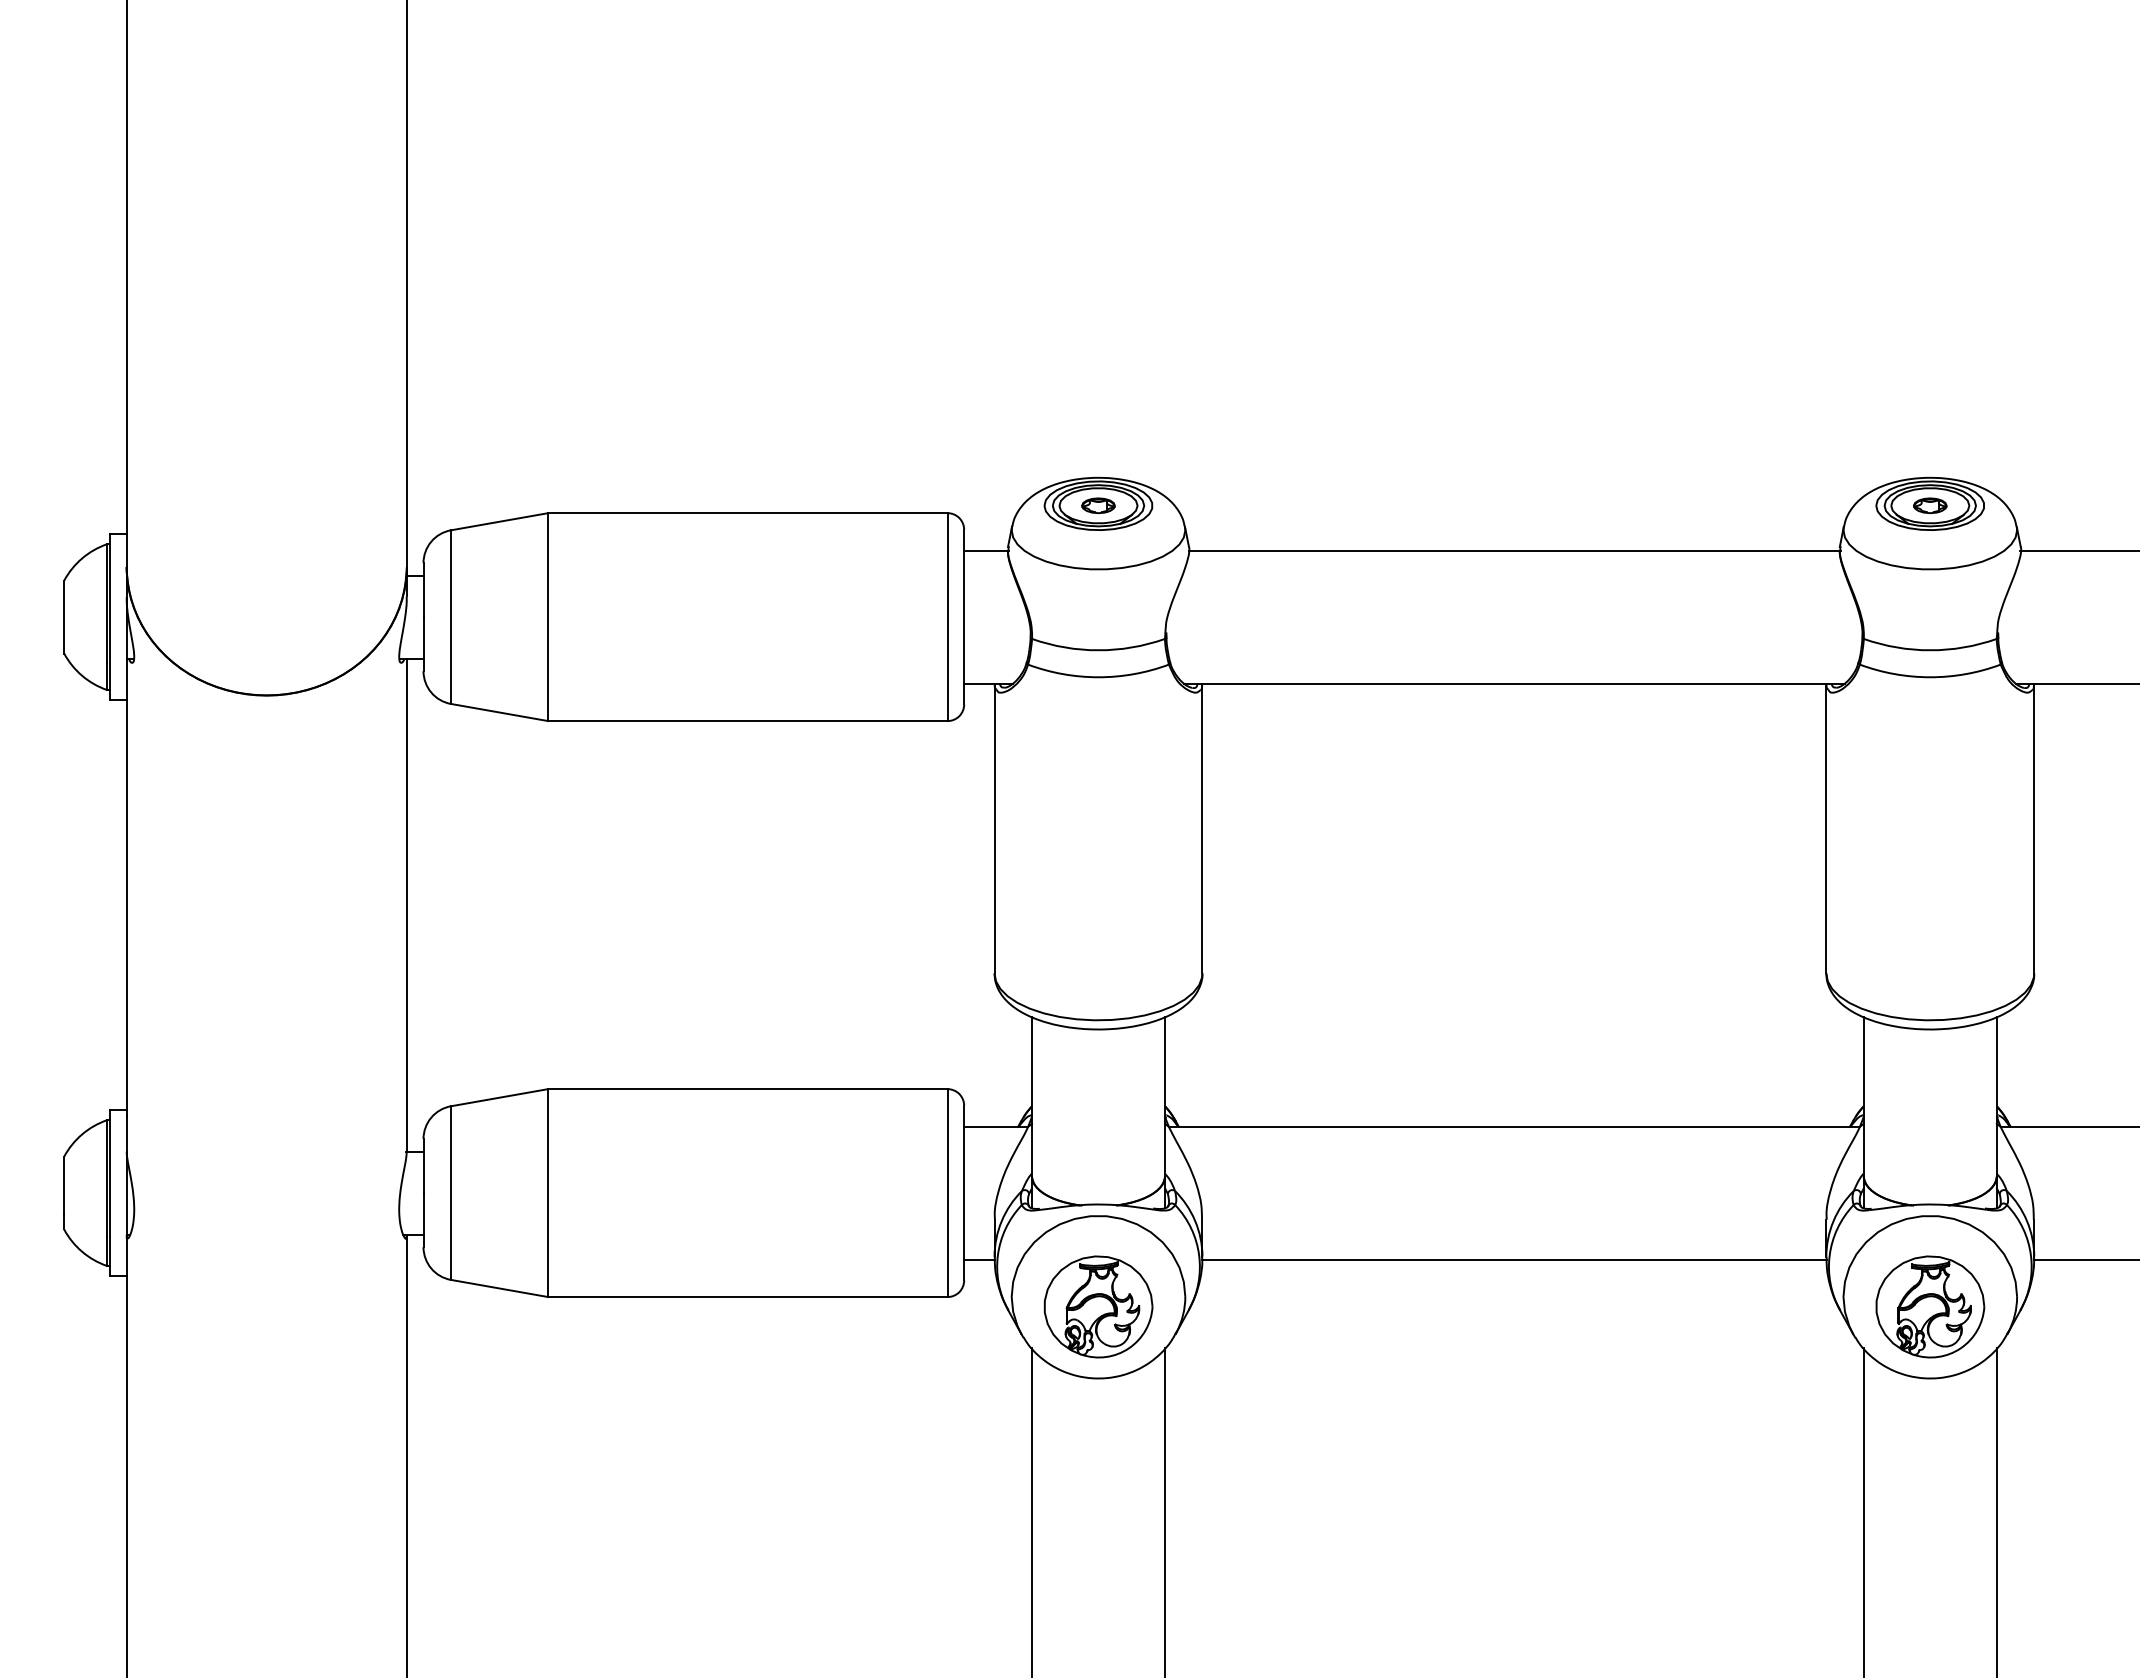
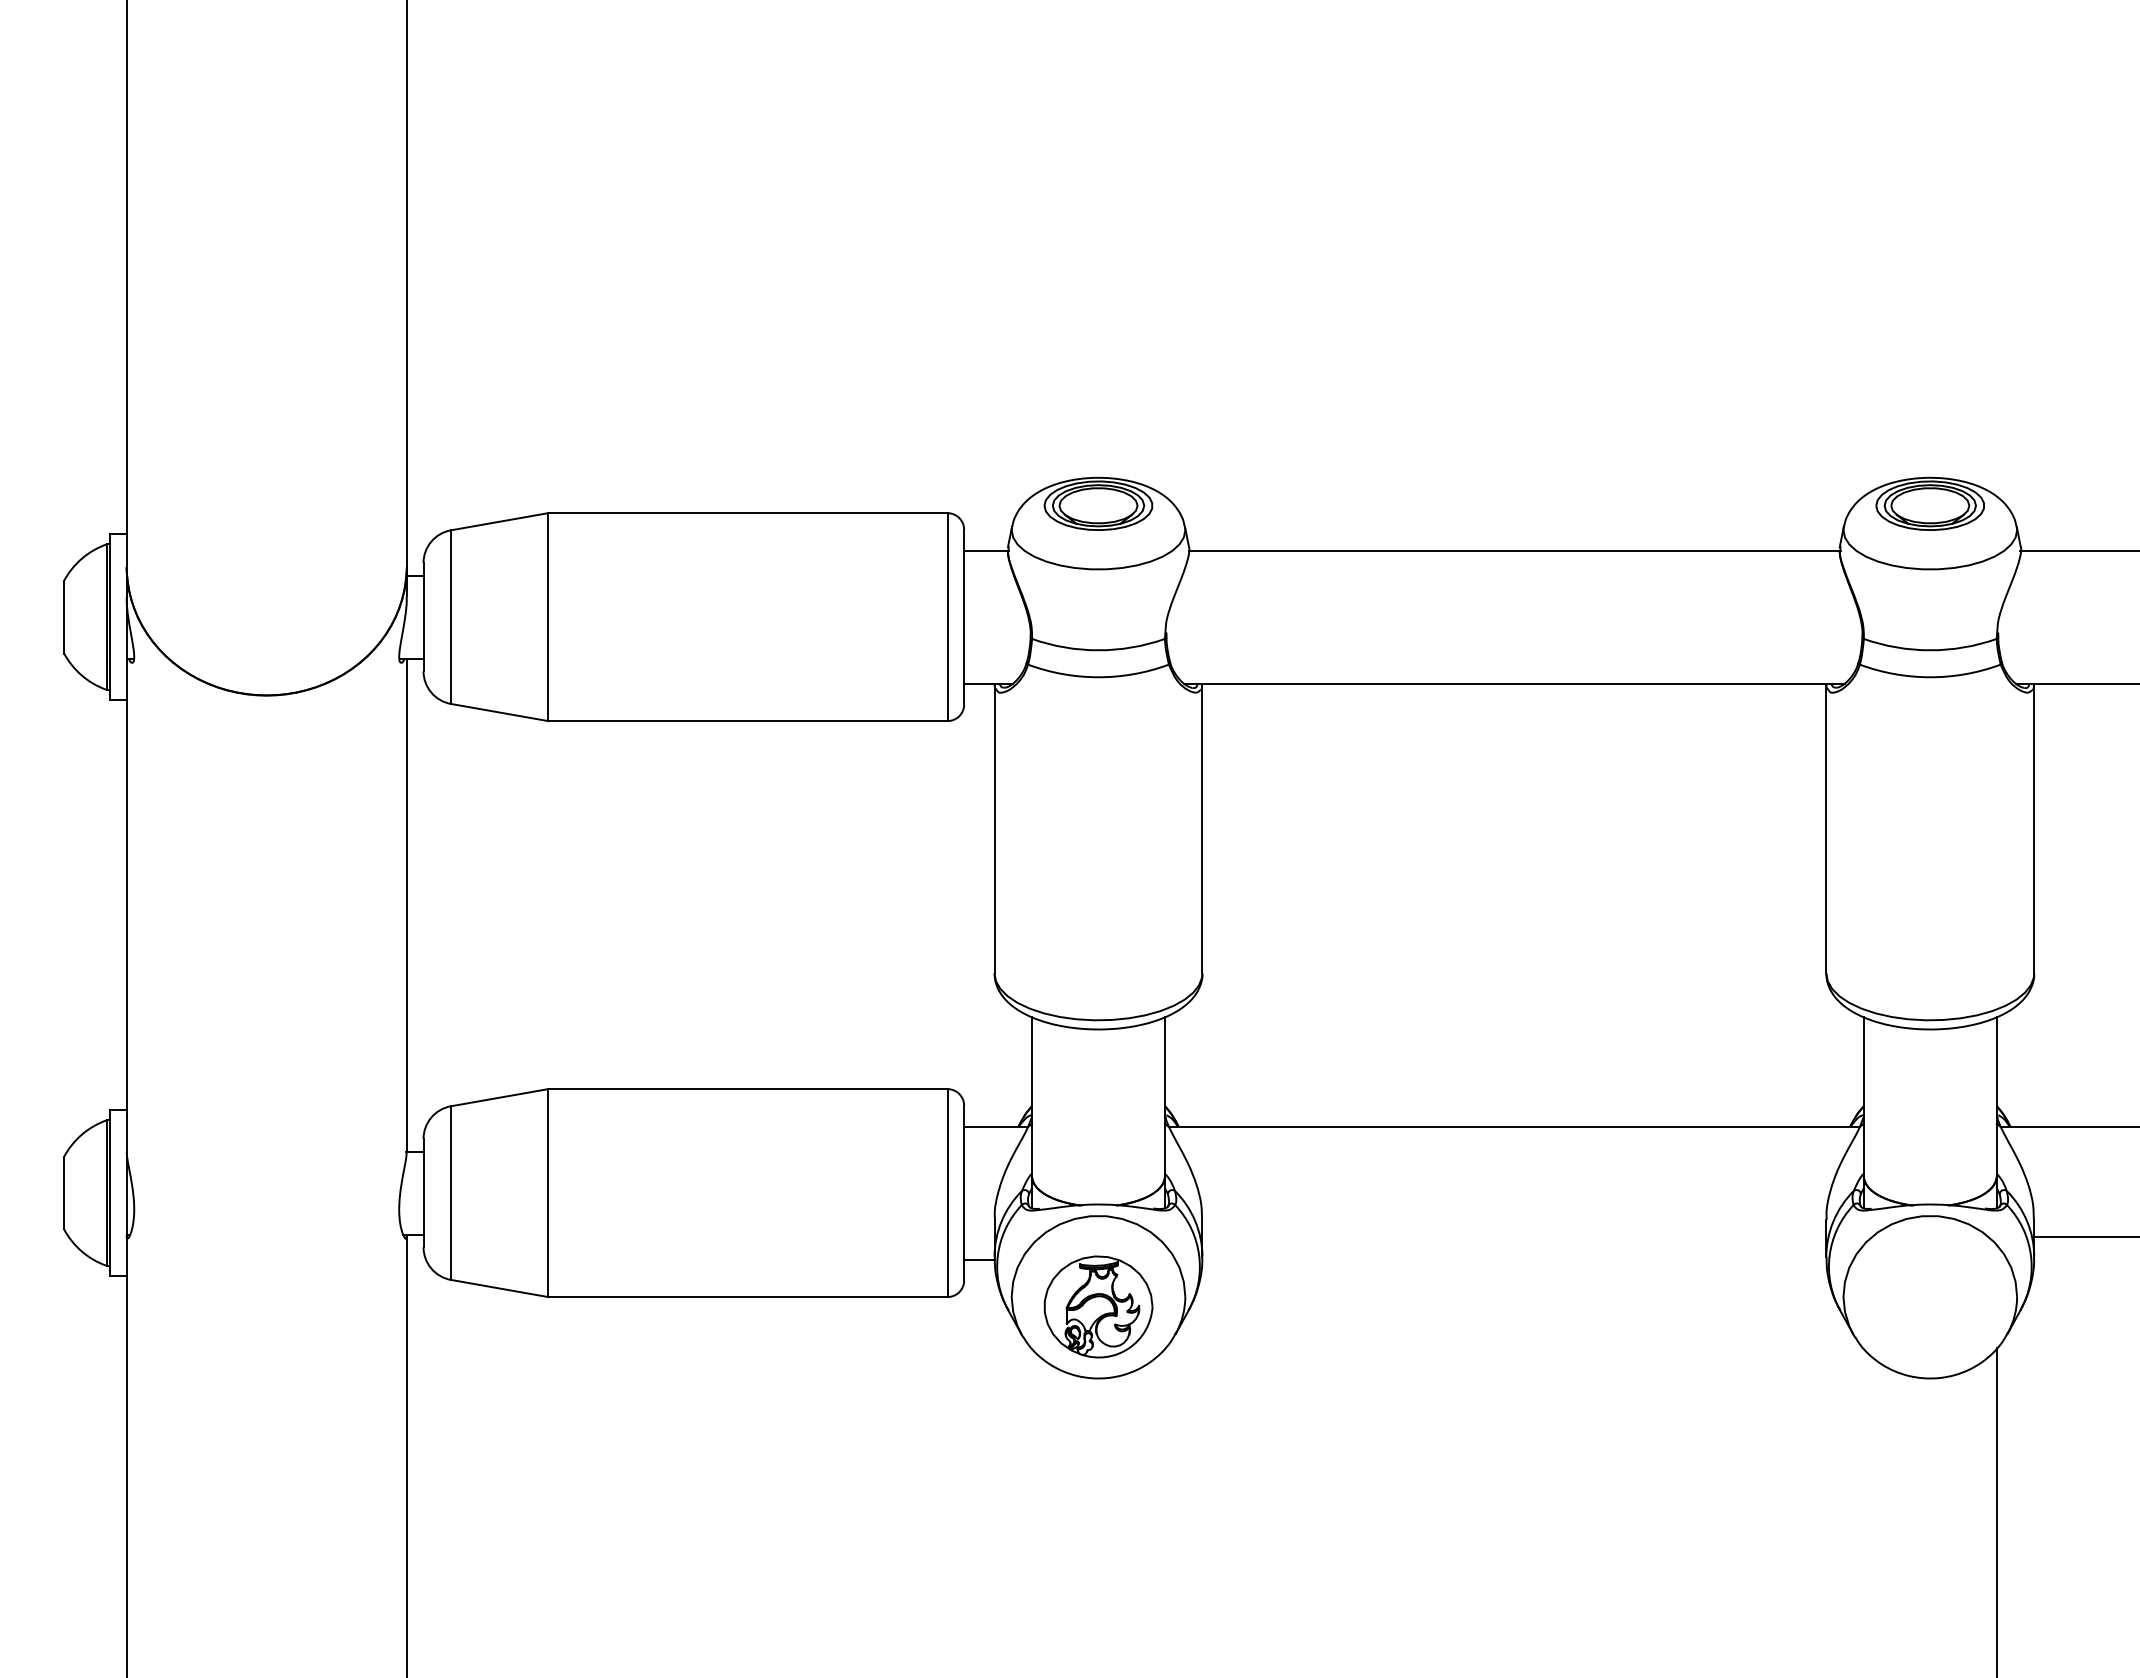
part: present -> none (1098, 505)
part: present -> none (1930, 505)
line: present -> none (1514, 1259)
line position: (2085, 1259) -> (2085, 1236) (2085, 1236)
part: present -> none (1930, 1306)
line: present -> none (1031, 1511)
line: present -> none (1165, 1511)
line: present -> none (1863, 1511)
